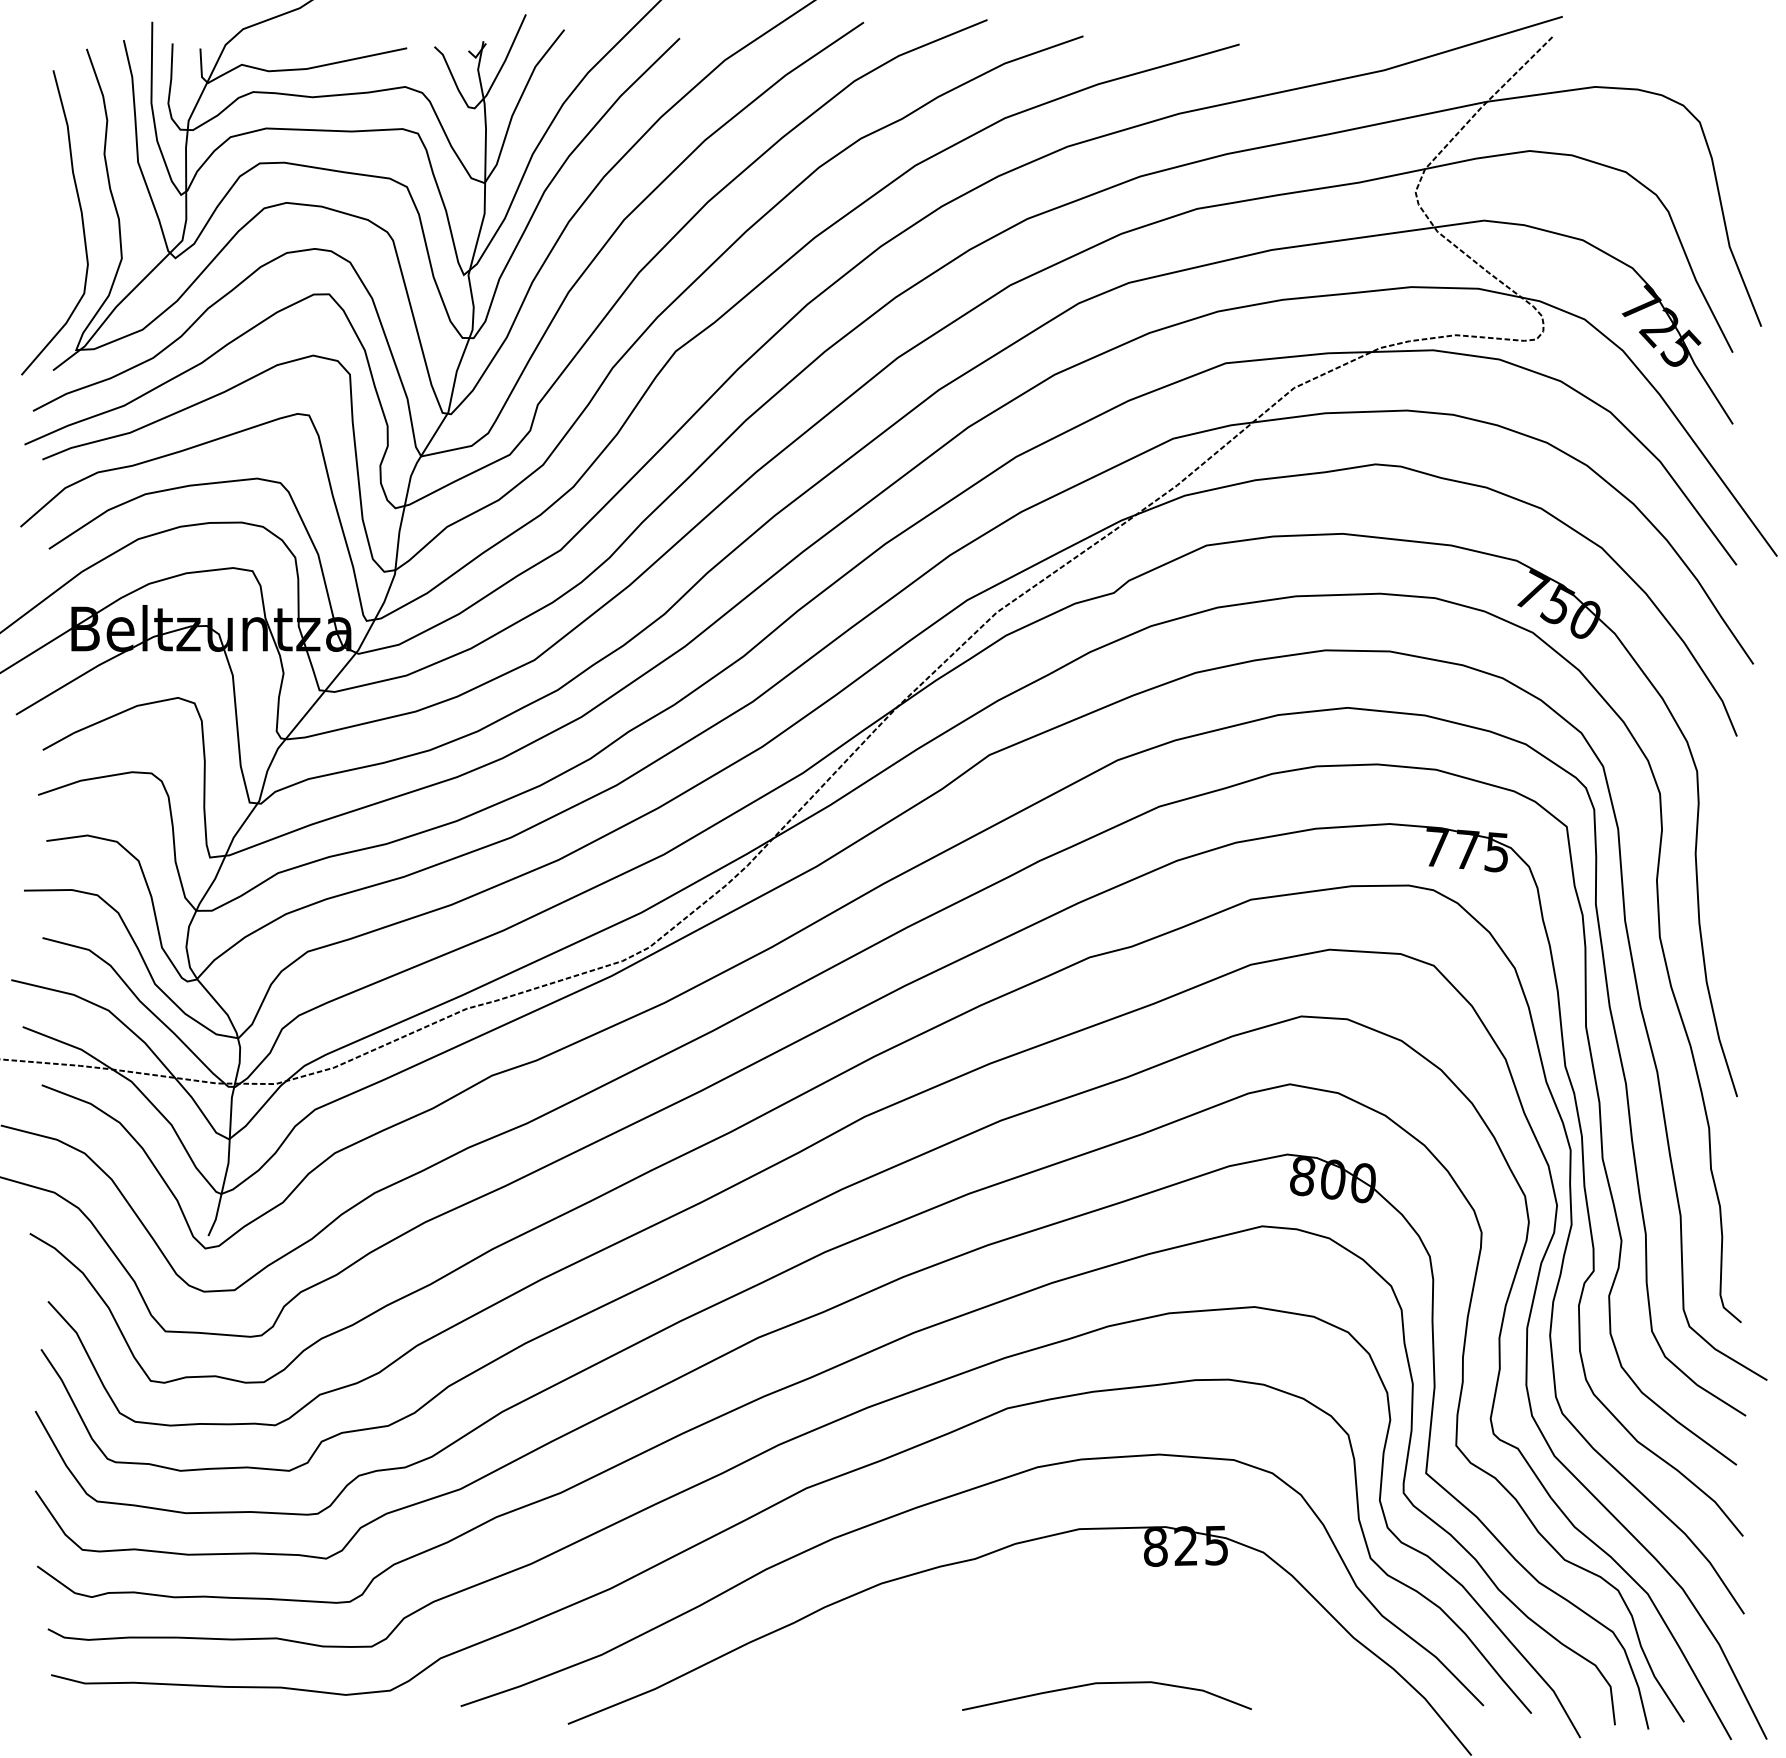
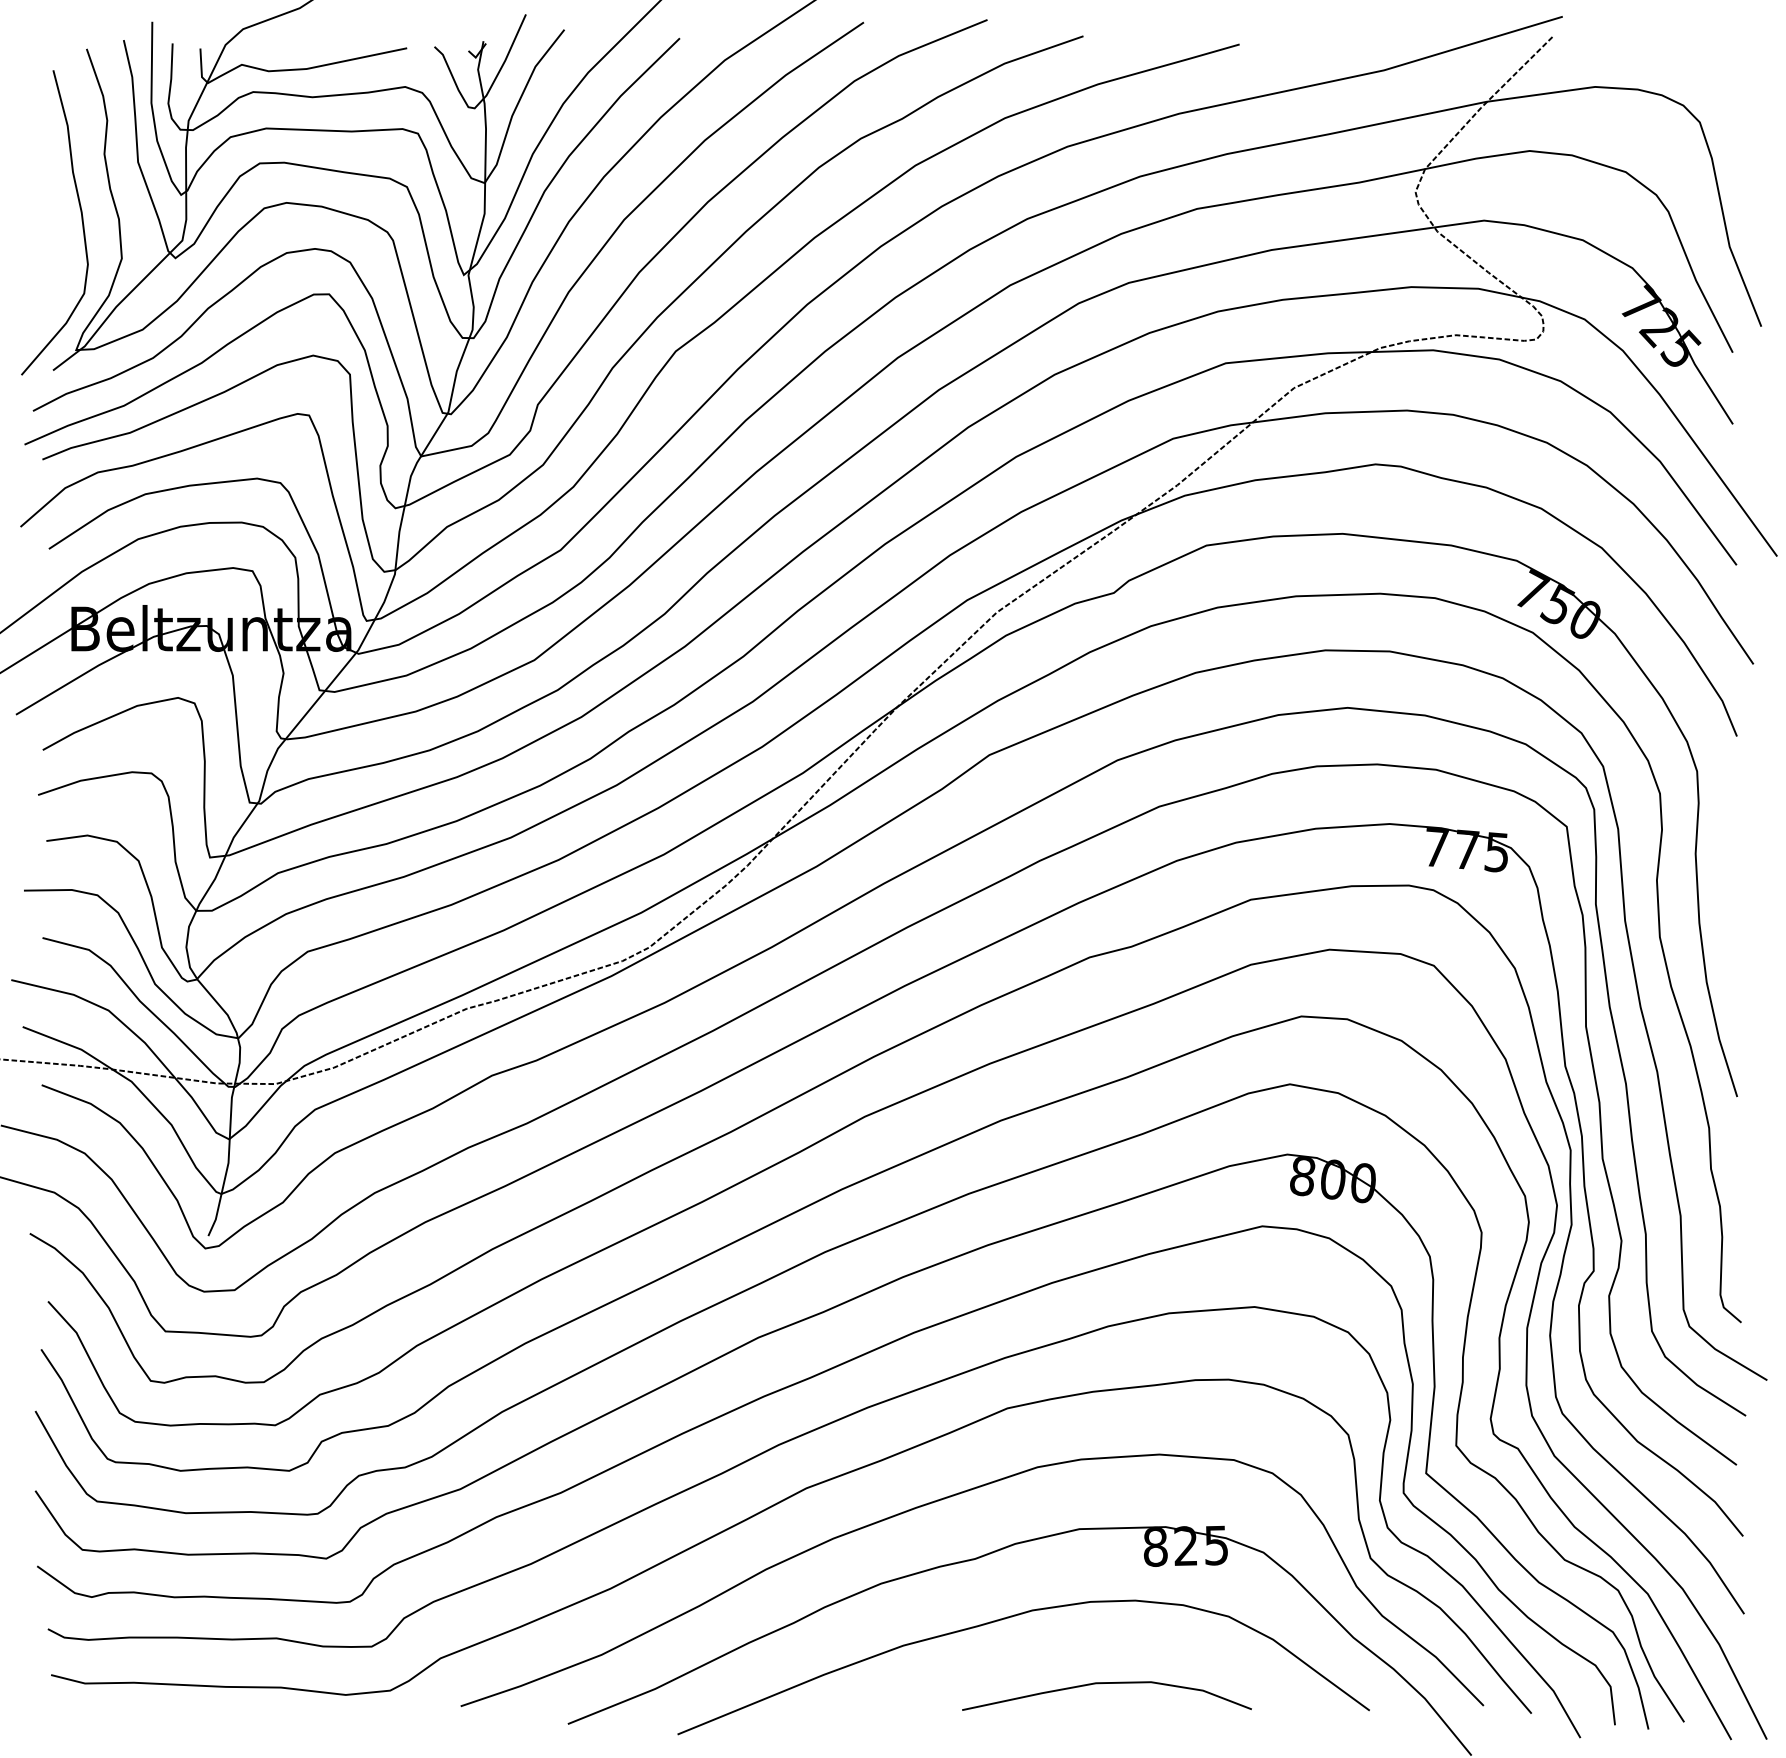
part: none -> present (1012, 1617)
